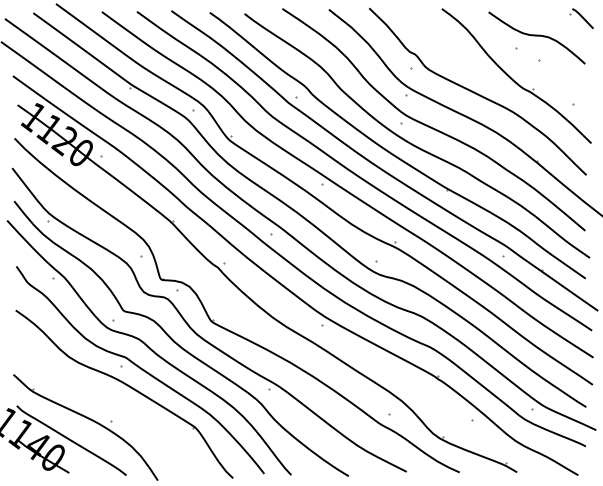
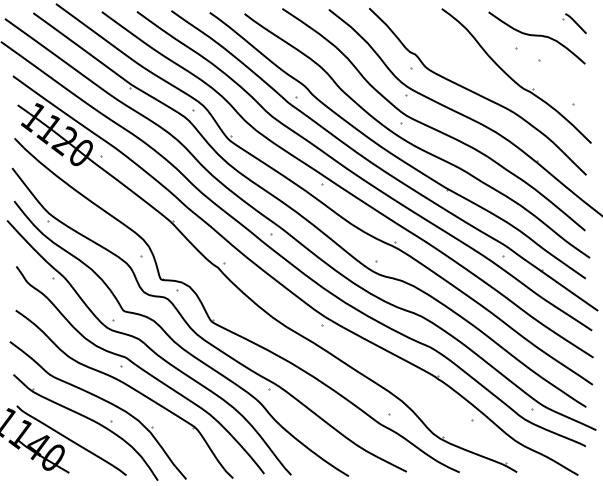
part position: (581, 18) -> (574, 23) (574, 23)
part: none -> present (102, 400)
